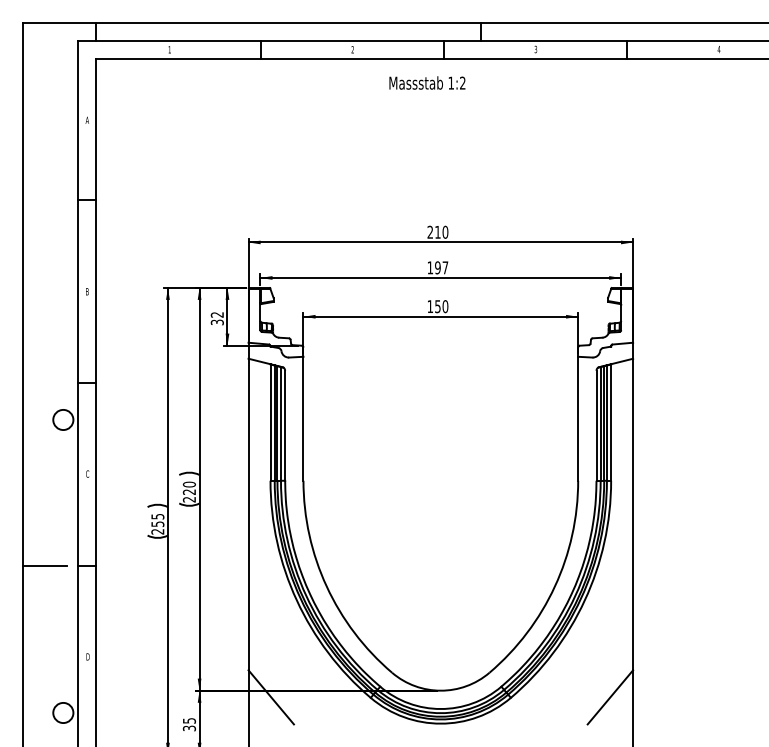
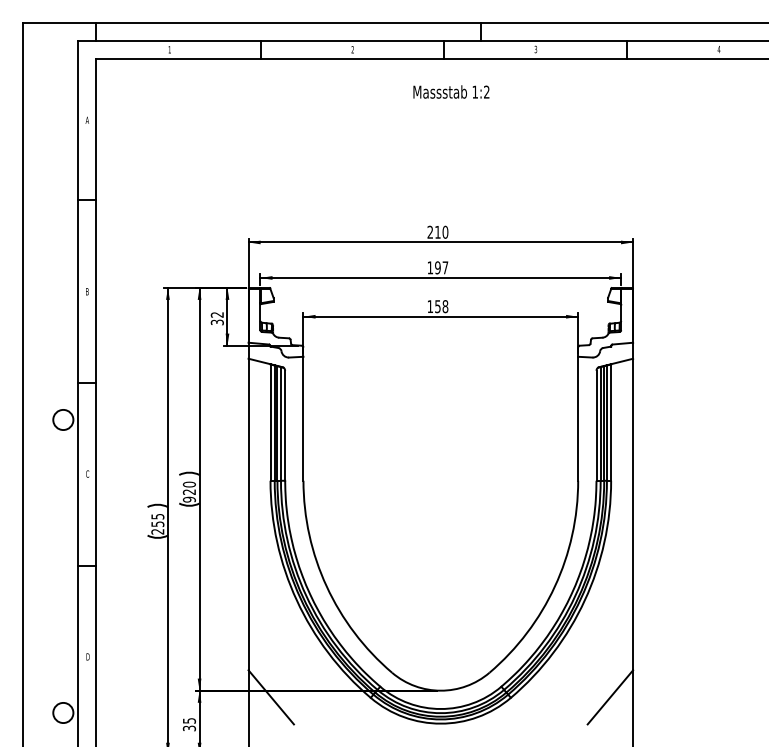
text position: (427, 82) -> (451, 91) (451, 91)
text: 150 -> 158 (445, 306)
text: 220 -> 920 (189, 499)
line: present -> none (45, 566)
